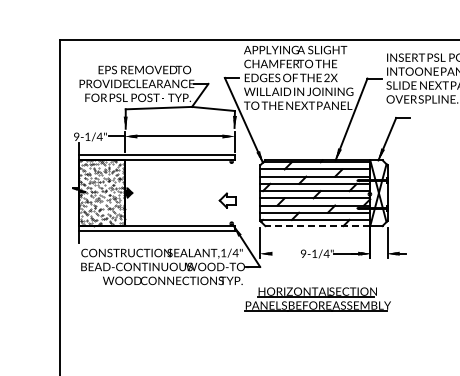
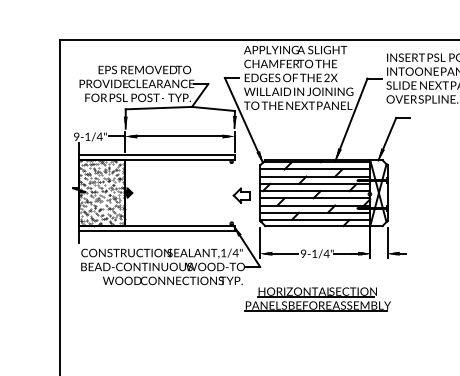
part position: (227, 200) -> (241, 195) (241, 195)
line: dashed -> solid (317, 226)
line: none -> present (283, 253)
